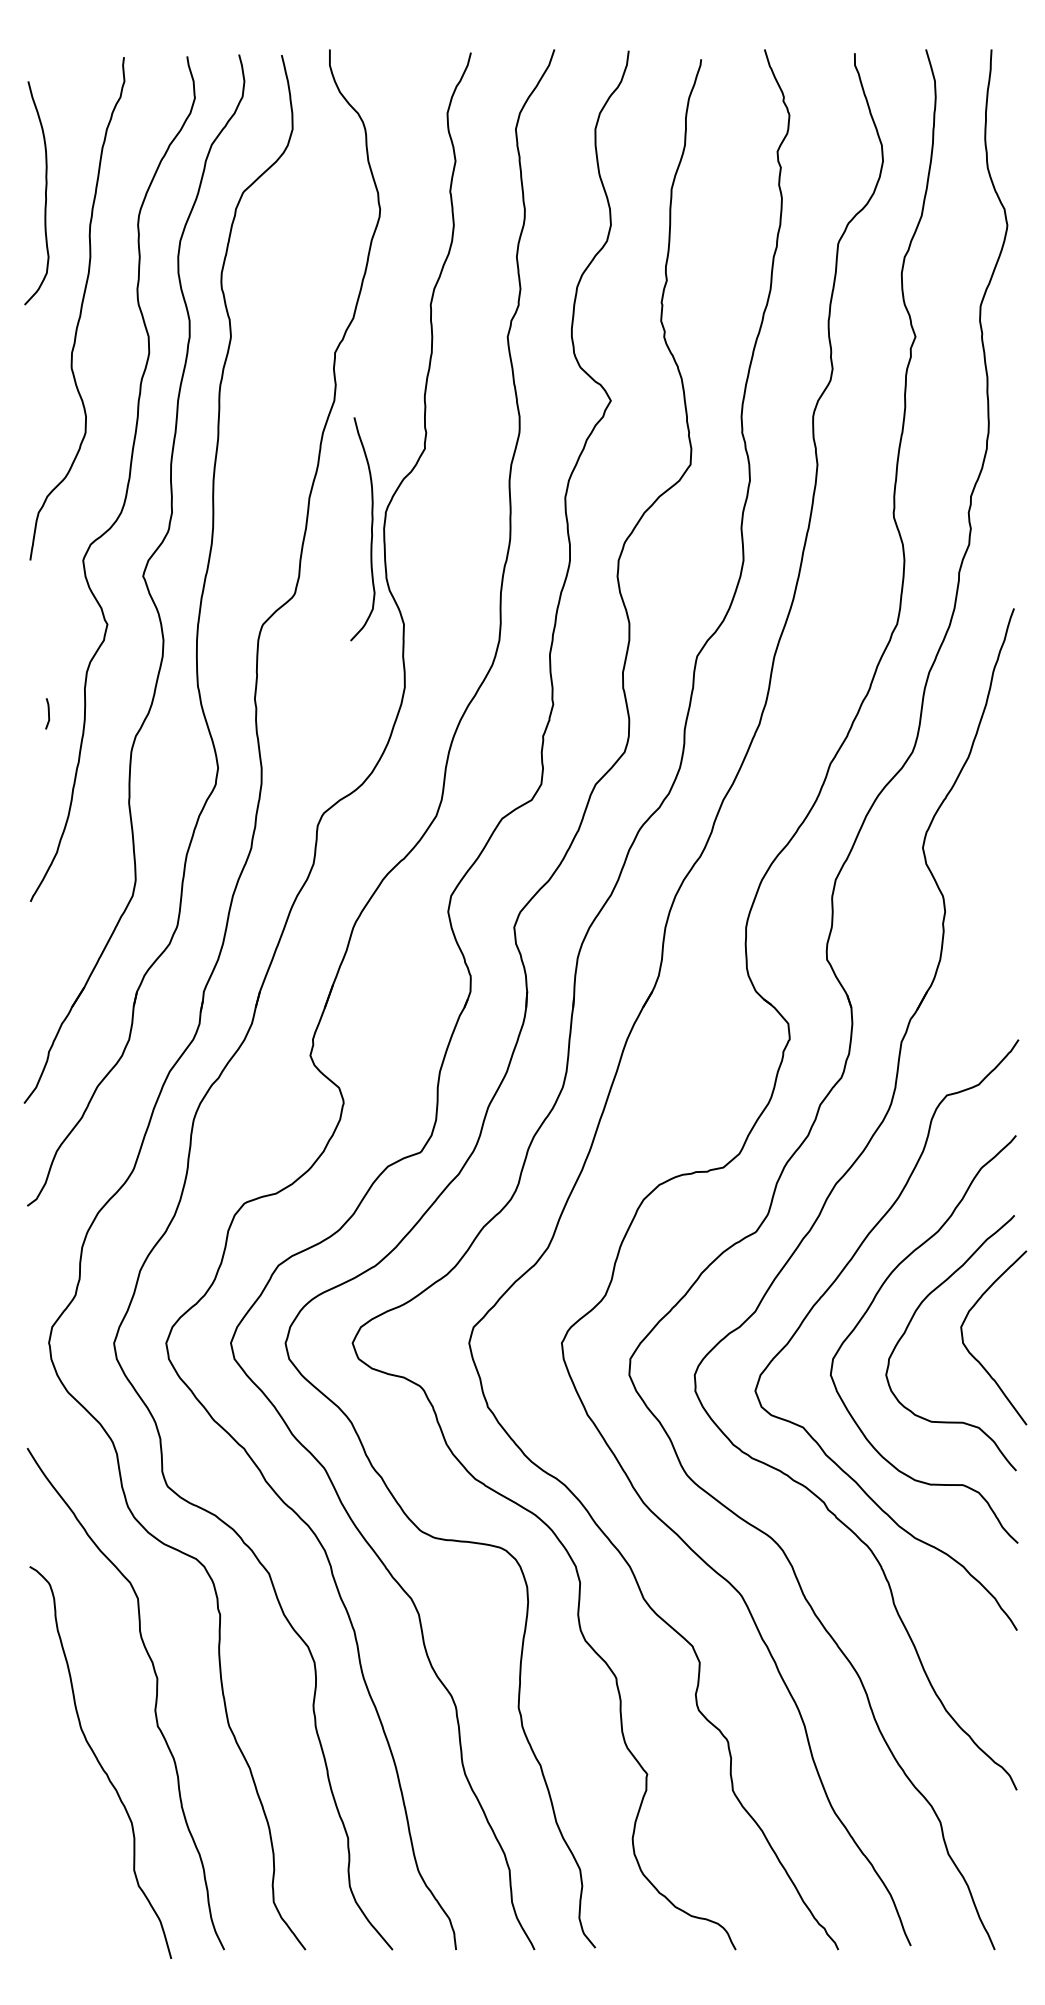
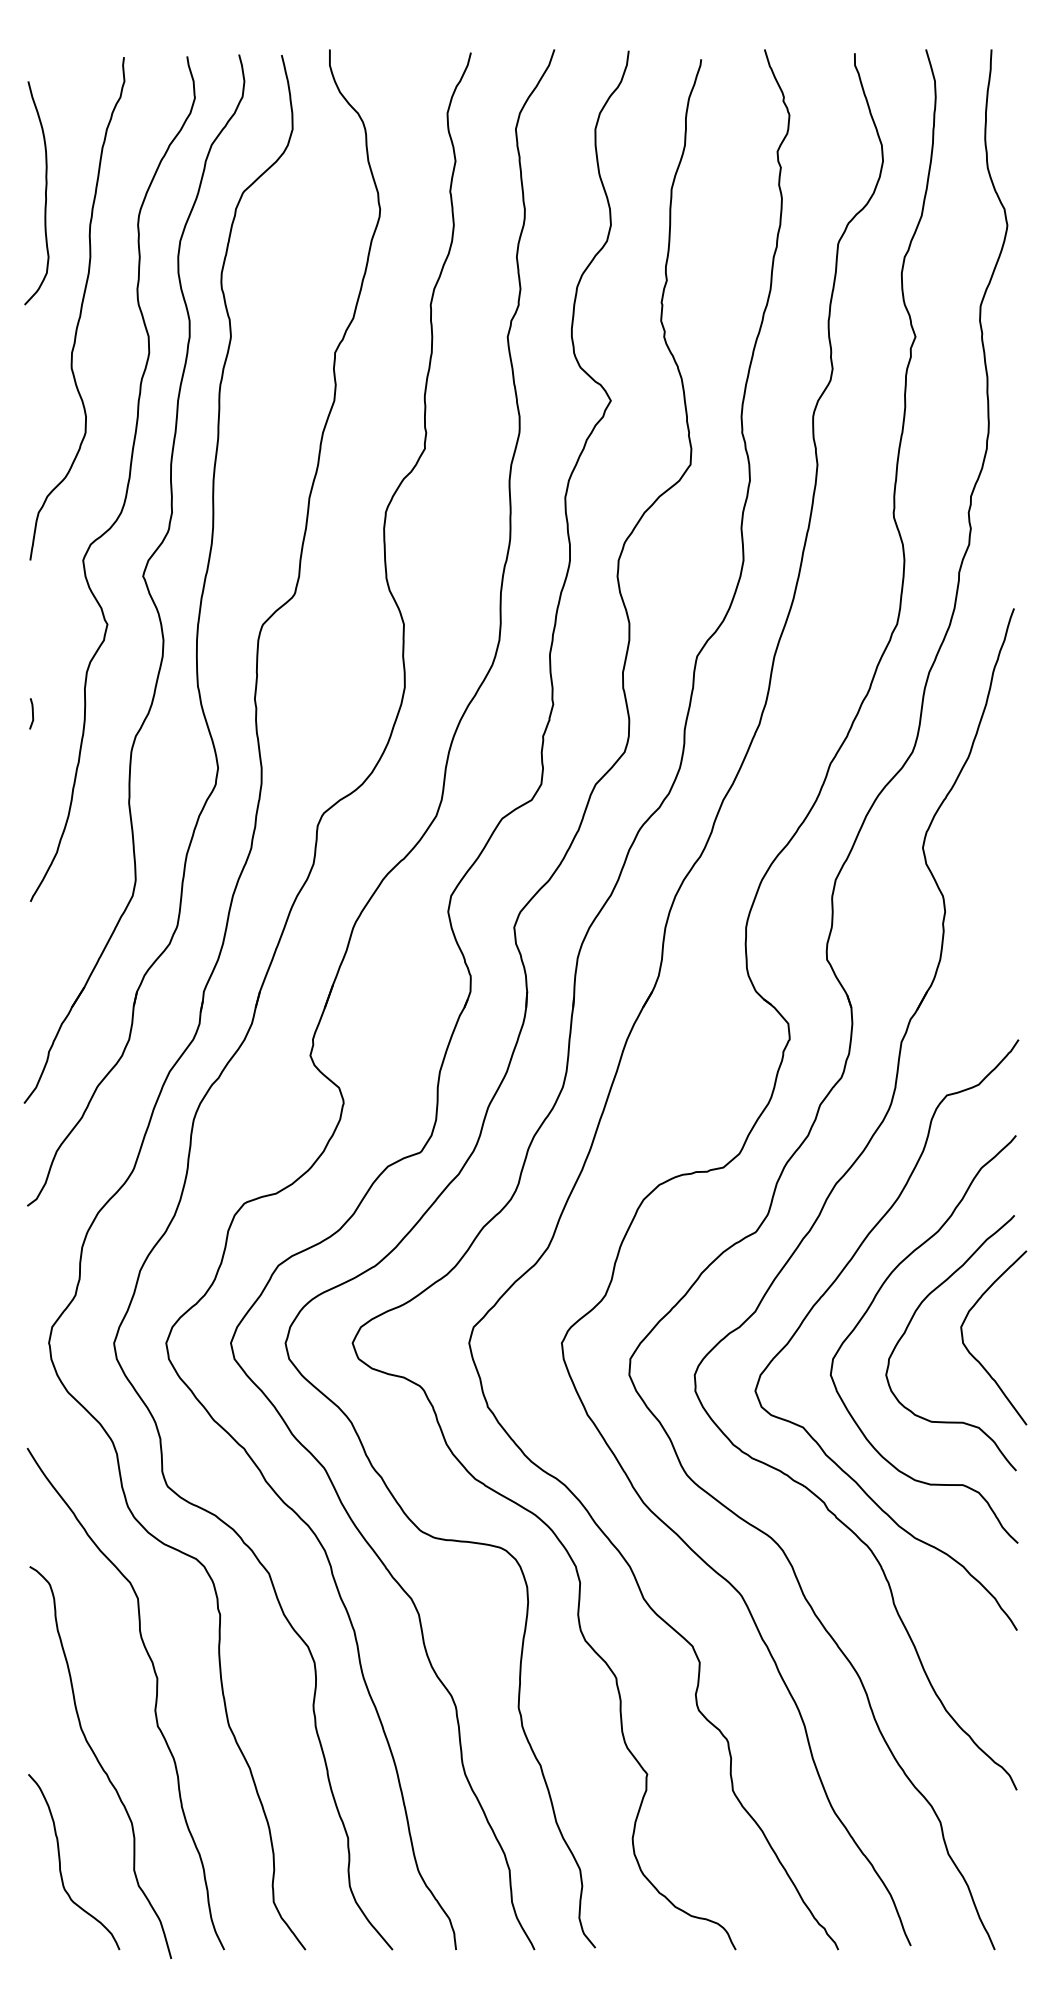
curve: present -> none (371, 529)
line position: (48, 713) -> (32, 713) (32, 713)
curve: none -> present (60, 1862)
